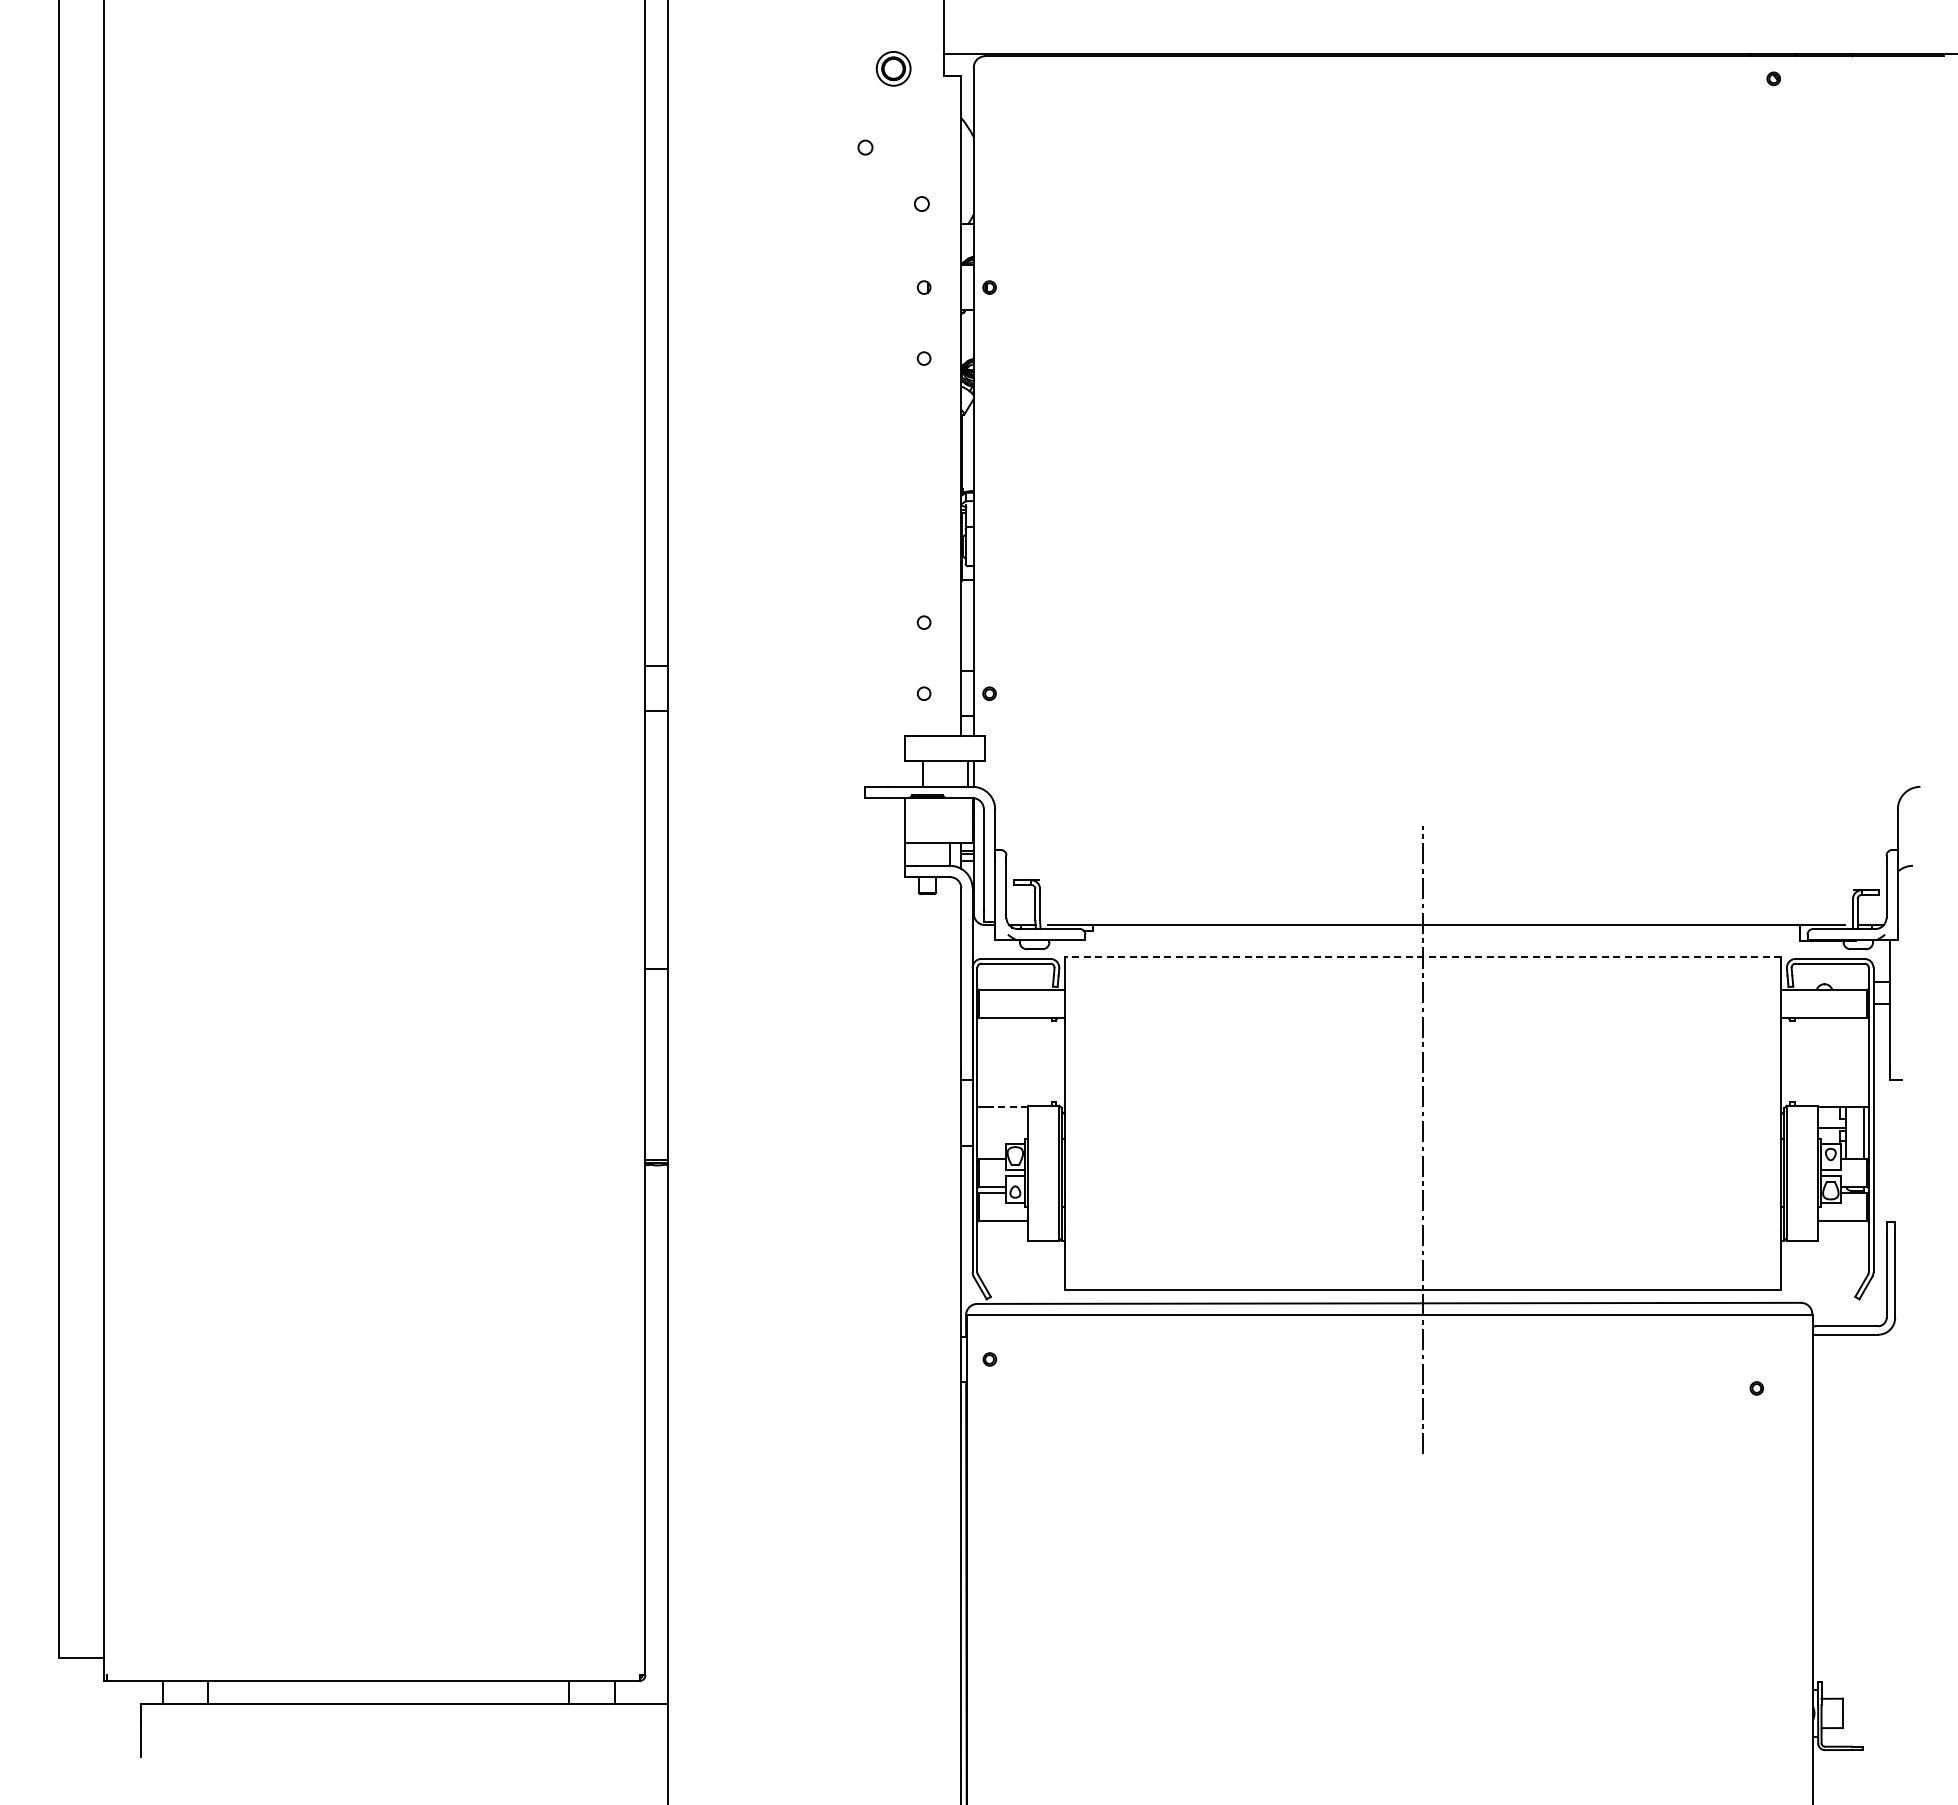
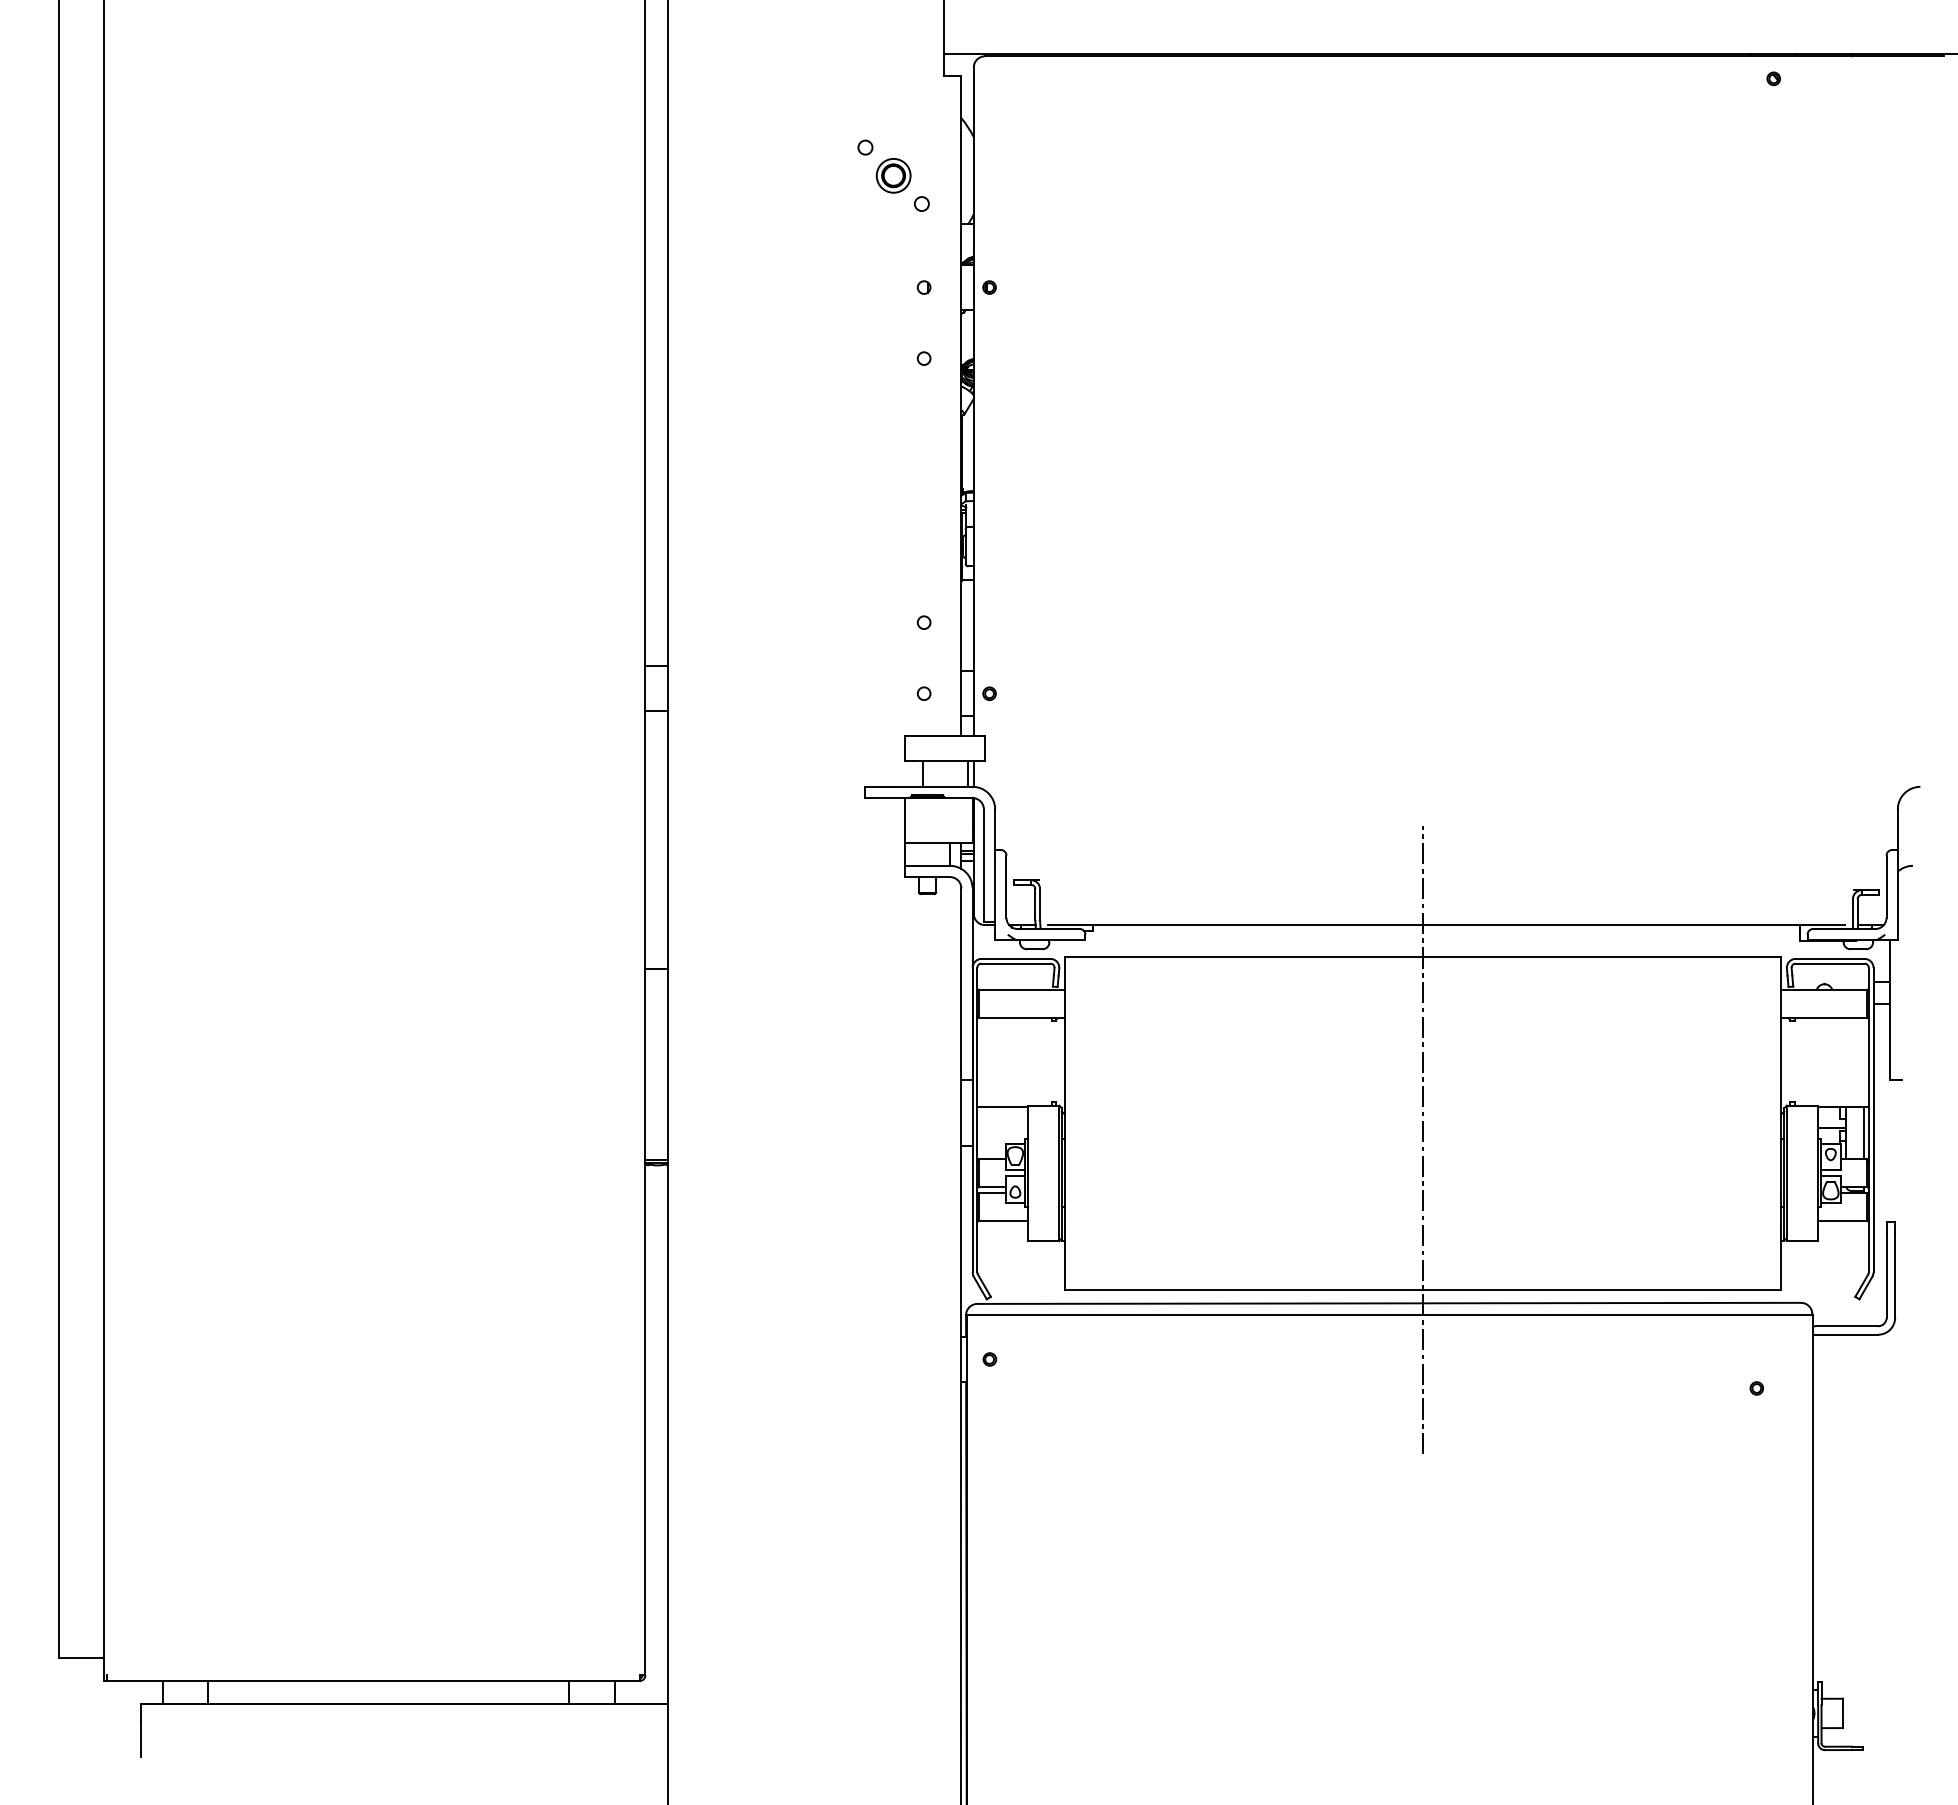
part position: (893, 68) -> (893, 175) (893, 175)
line: dashed -> solid (1422, 957)
line: dashed -> solid (1007, 1107)
